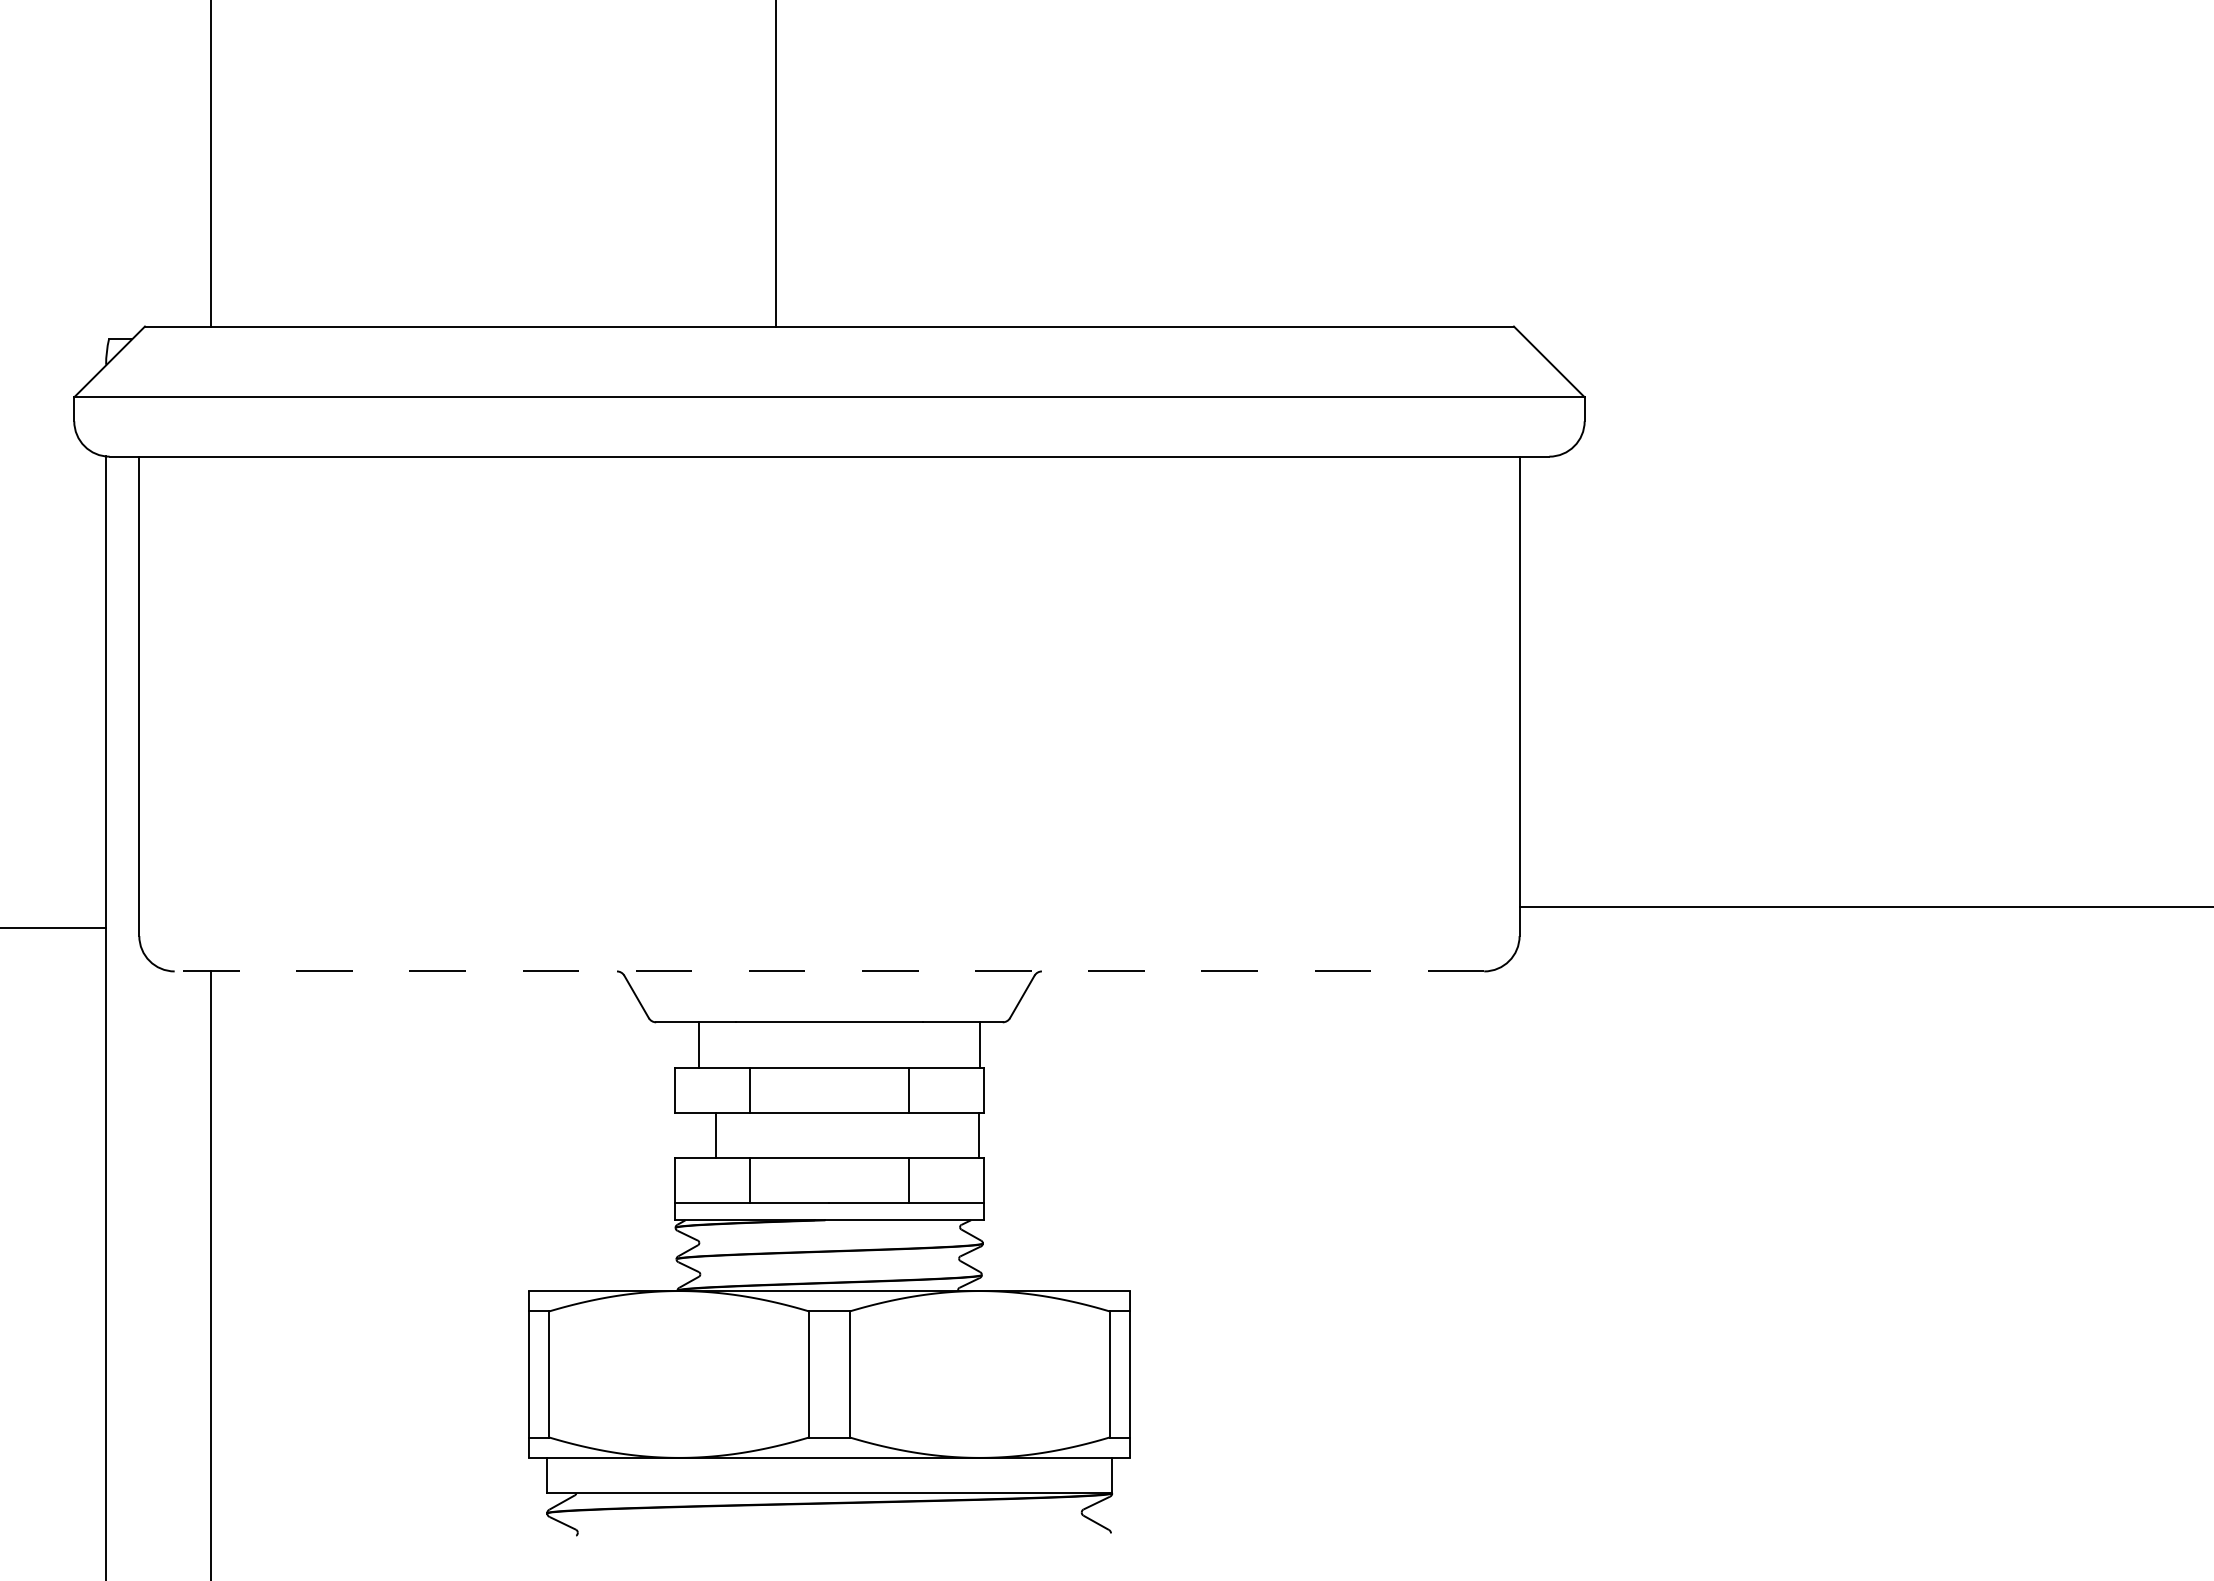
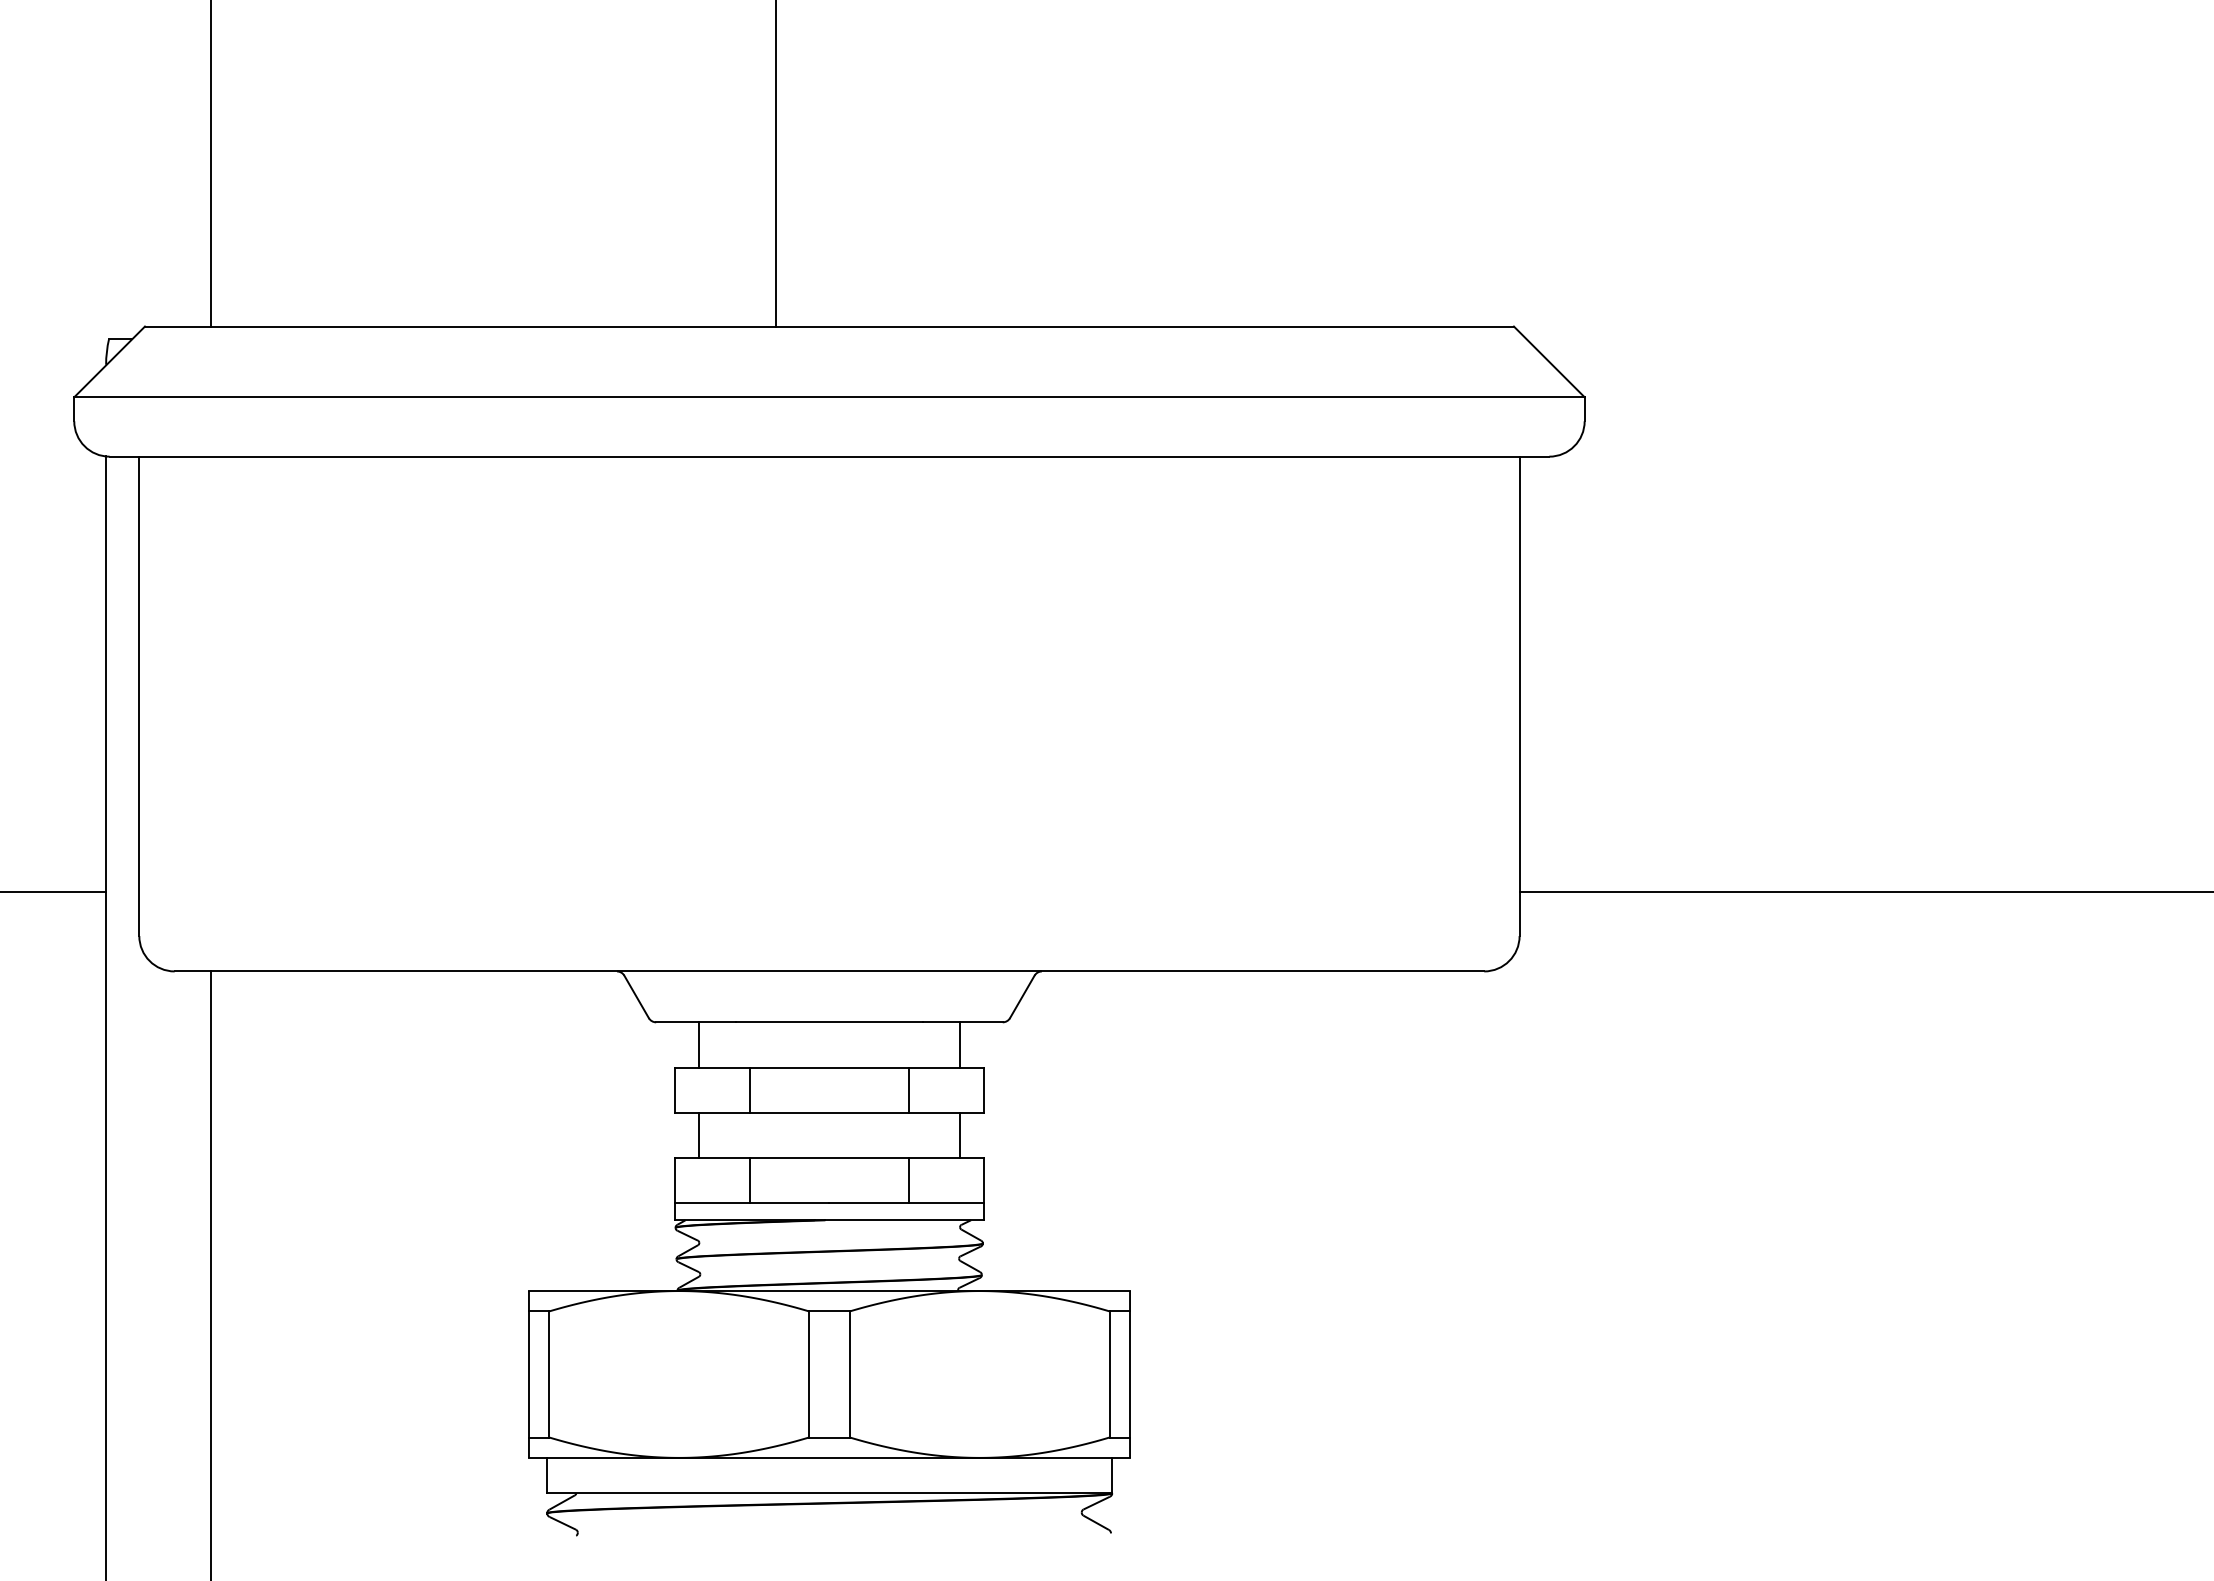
line position: (1864, 906) -> (1864, 891) (1864, 891)
line position: (54, 927) -> (54, 891) (54, 891)
line: dashed -> solid (829, 971)
line position: (979, 1044) -> (959, 1044) (959, 1044)
line position: (716, 1135) -> (699, 1135) (699, 1135)
line position: (978, 1135) -> (959, 1135) (959, 1135)
